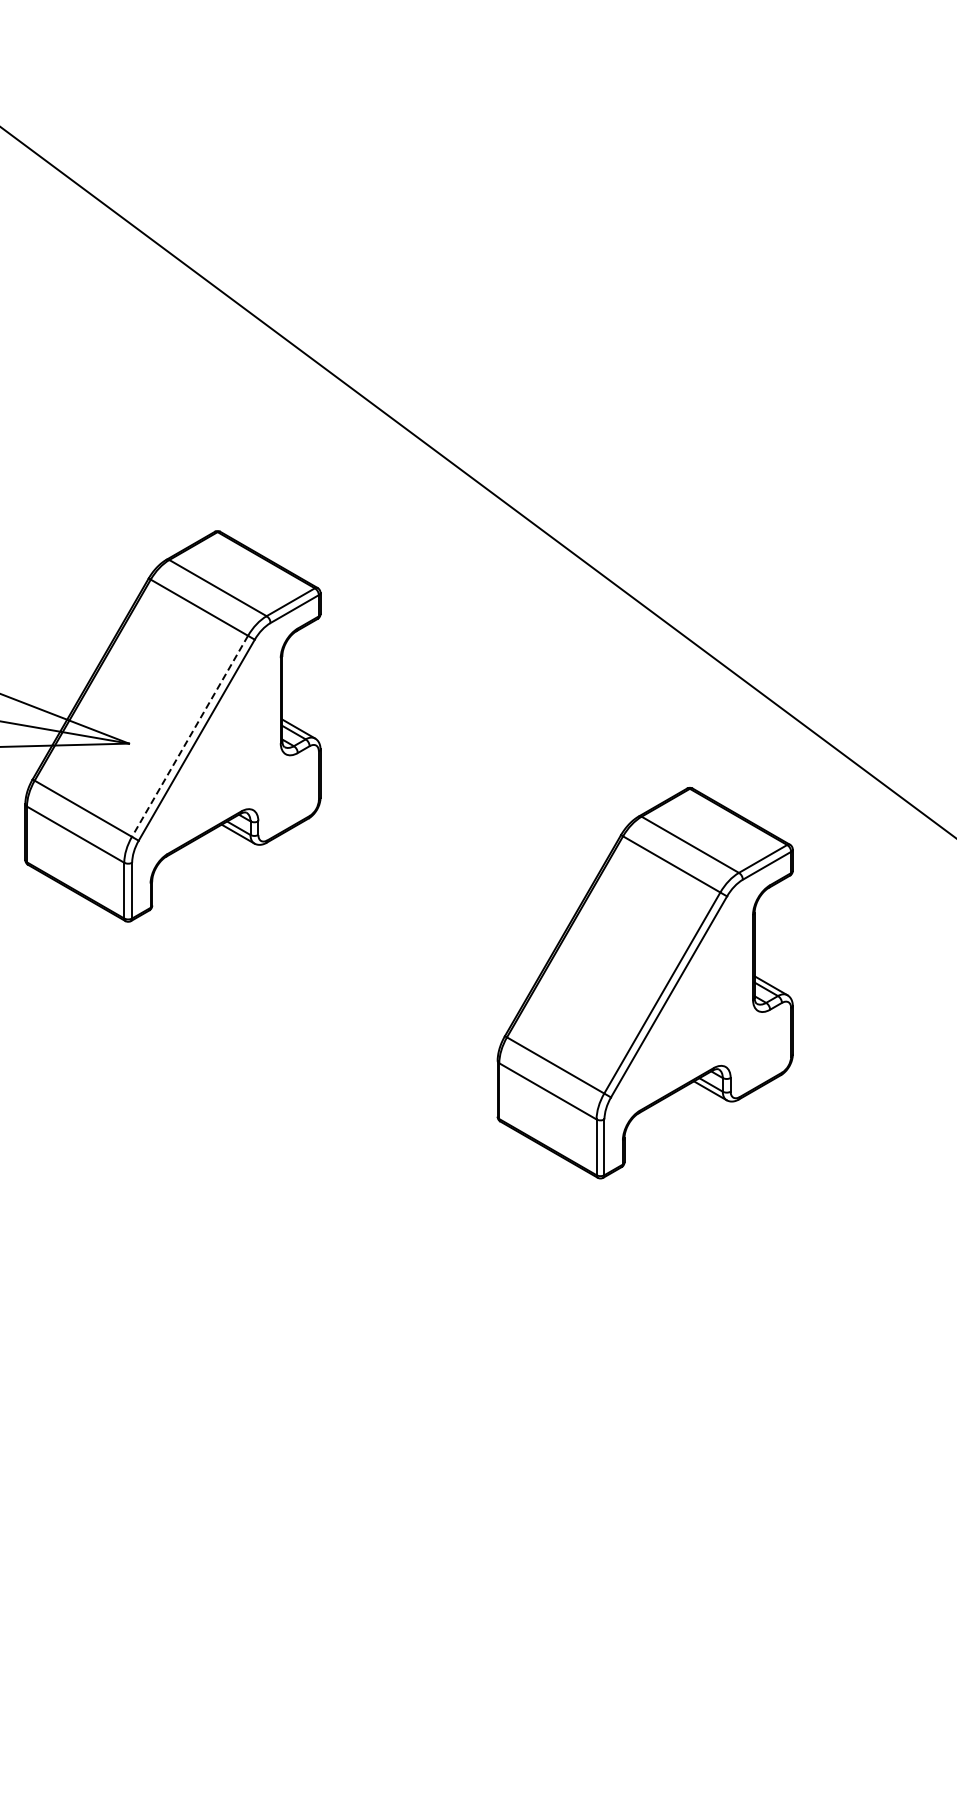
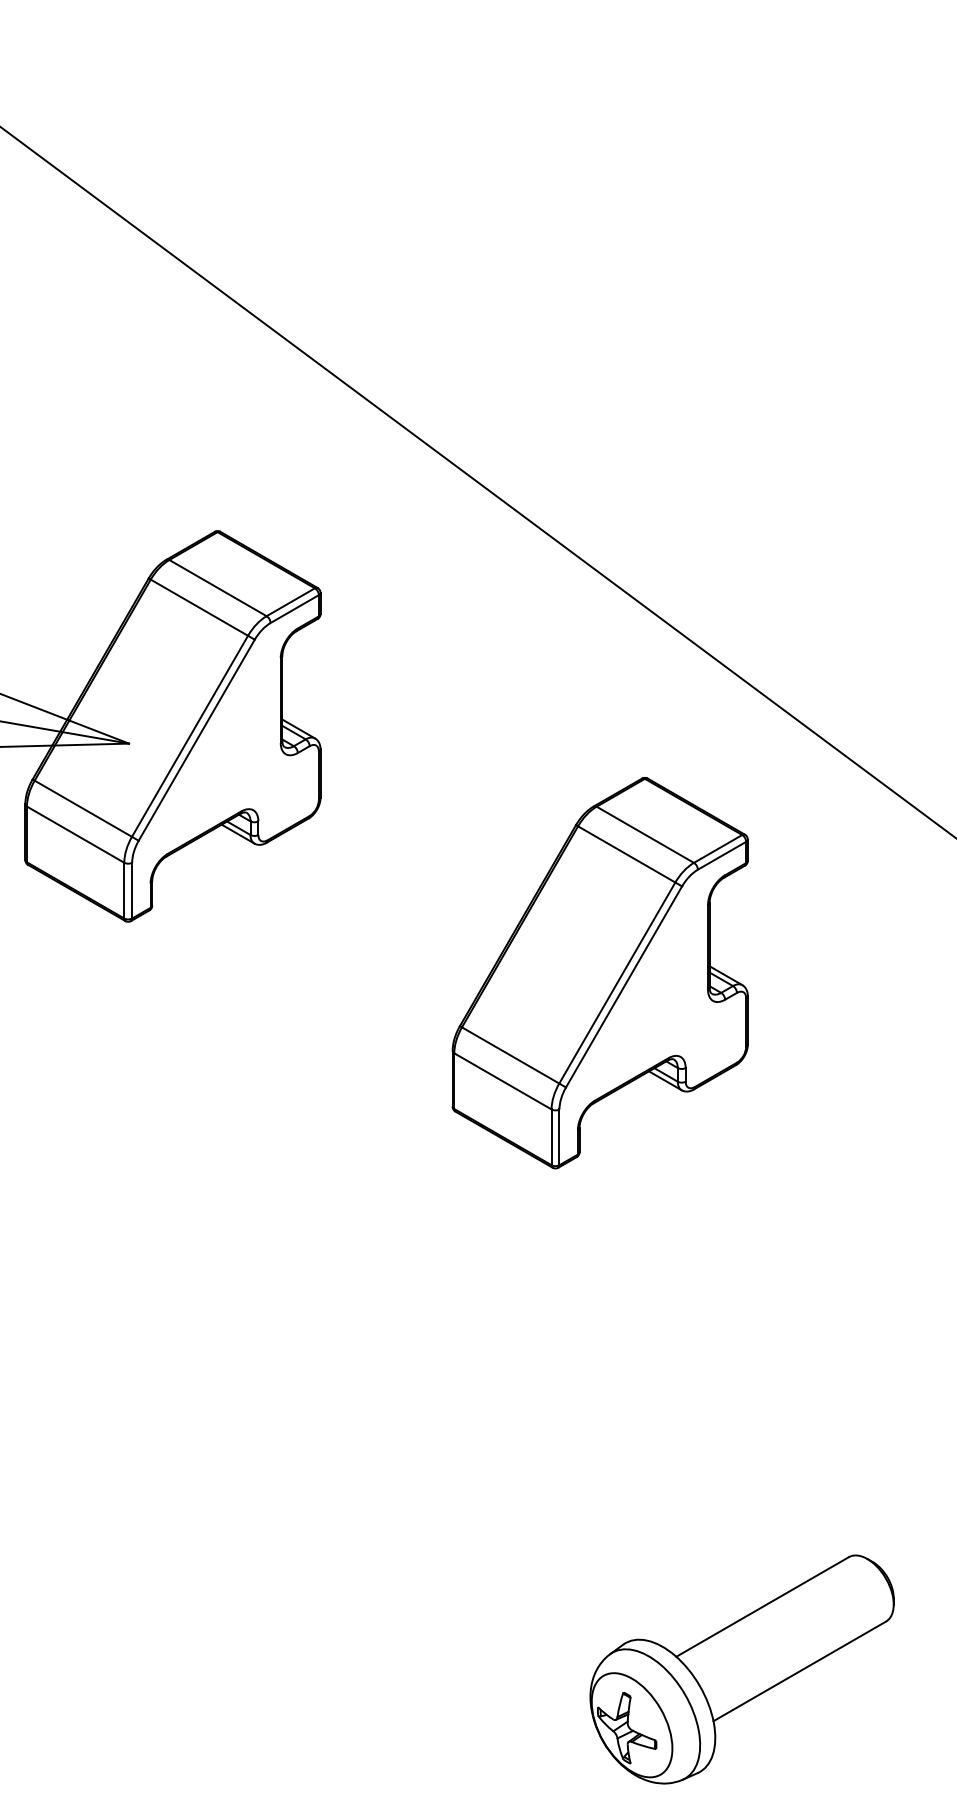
line: dashed -> solid (189, 736)
part position: (644, 983) -> (599, 973) (599, 973)
part: none -> present (741, 1669)
